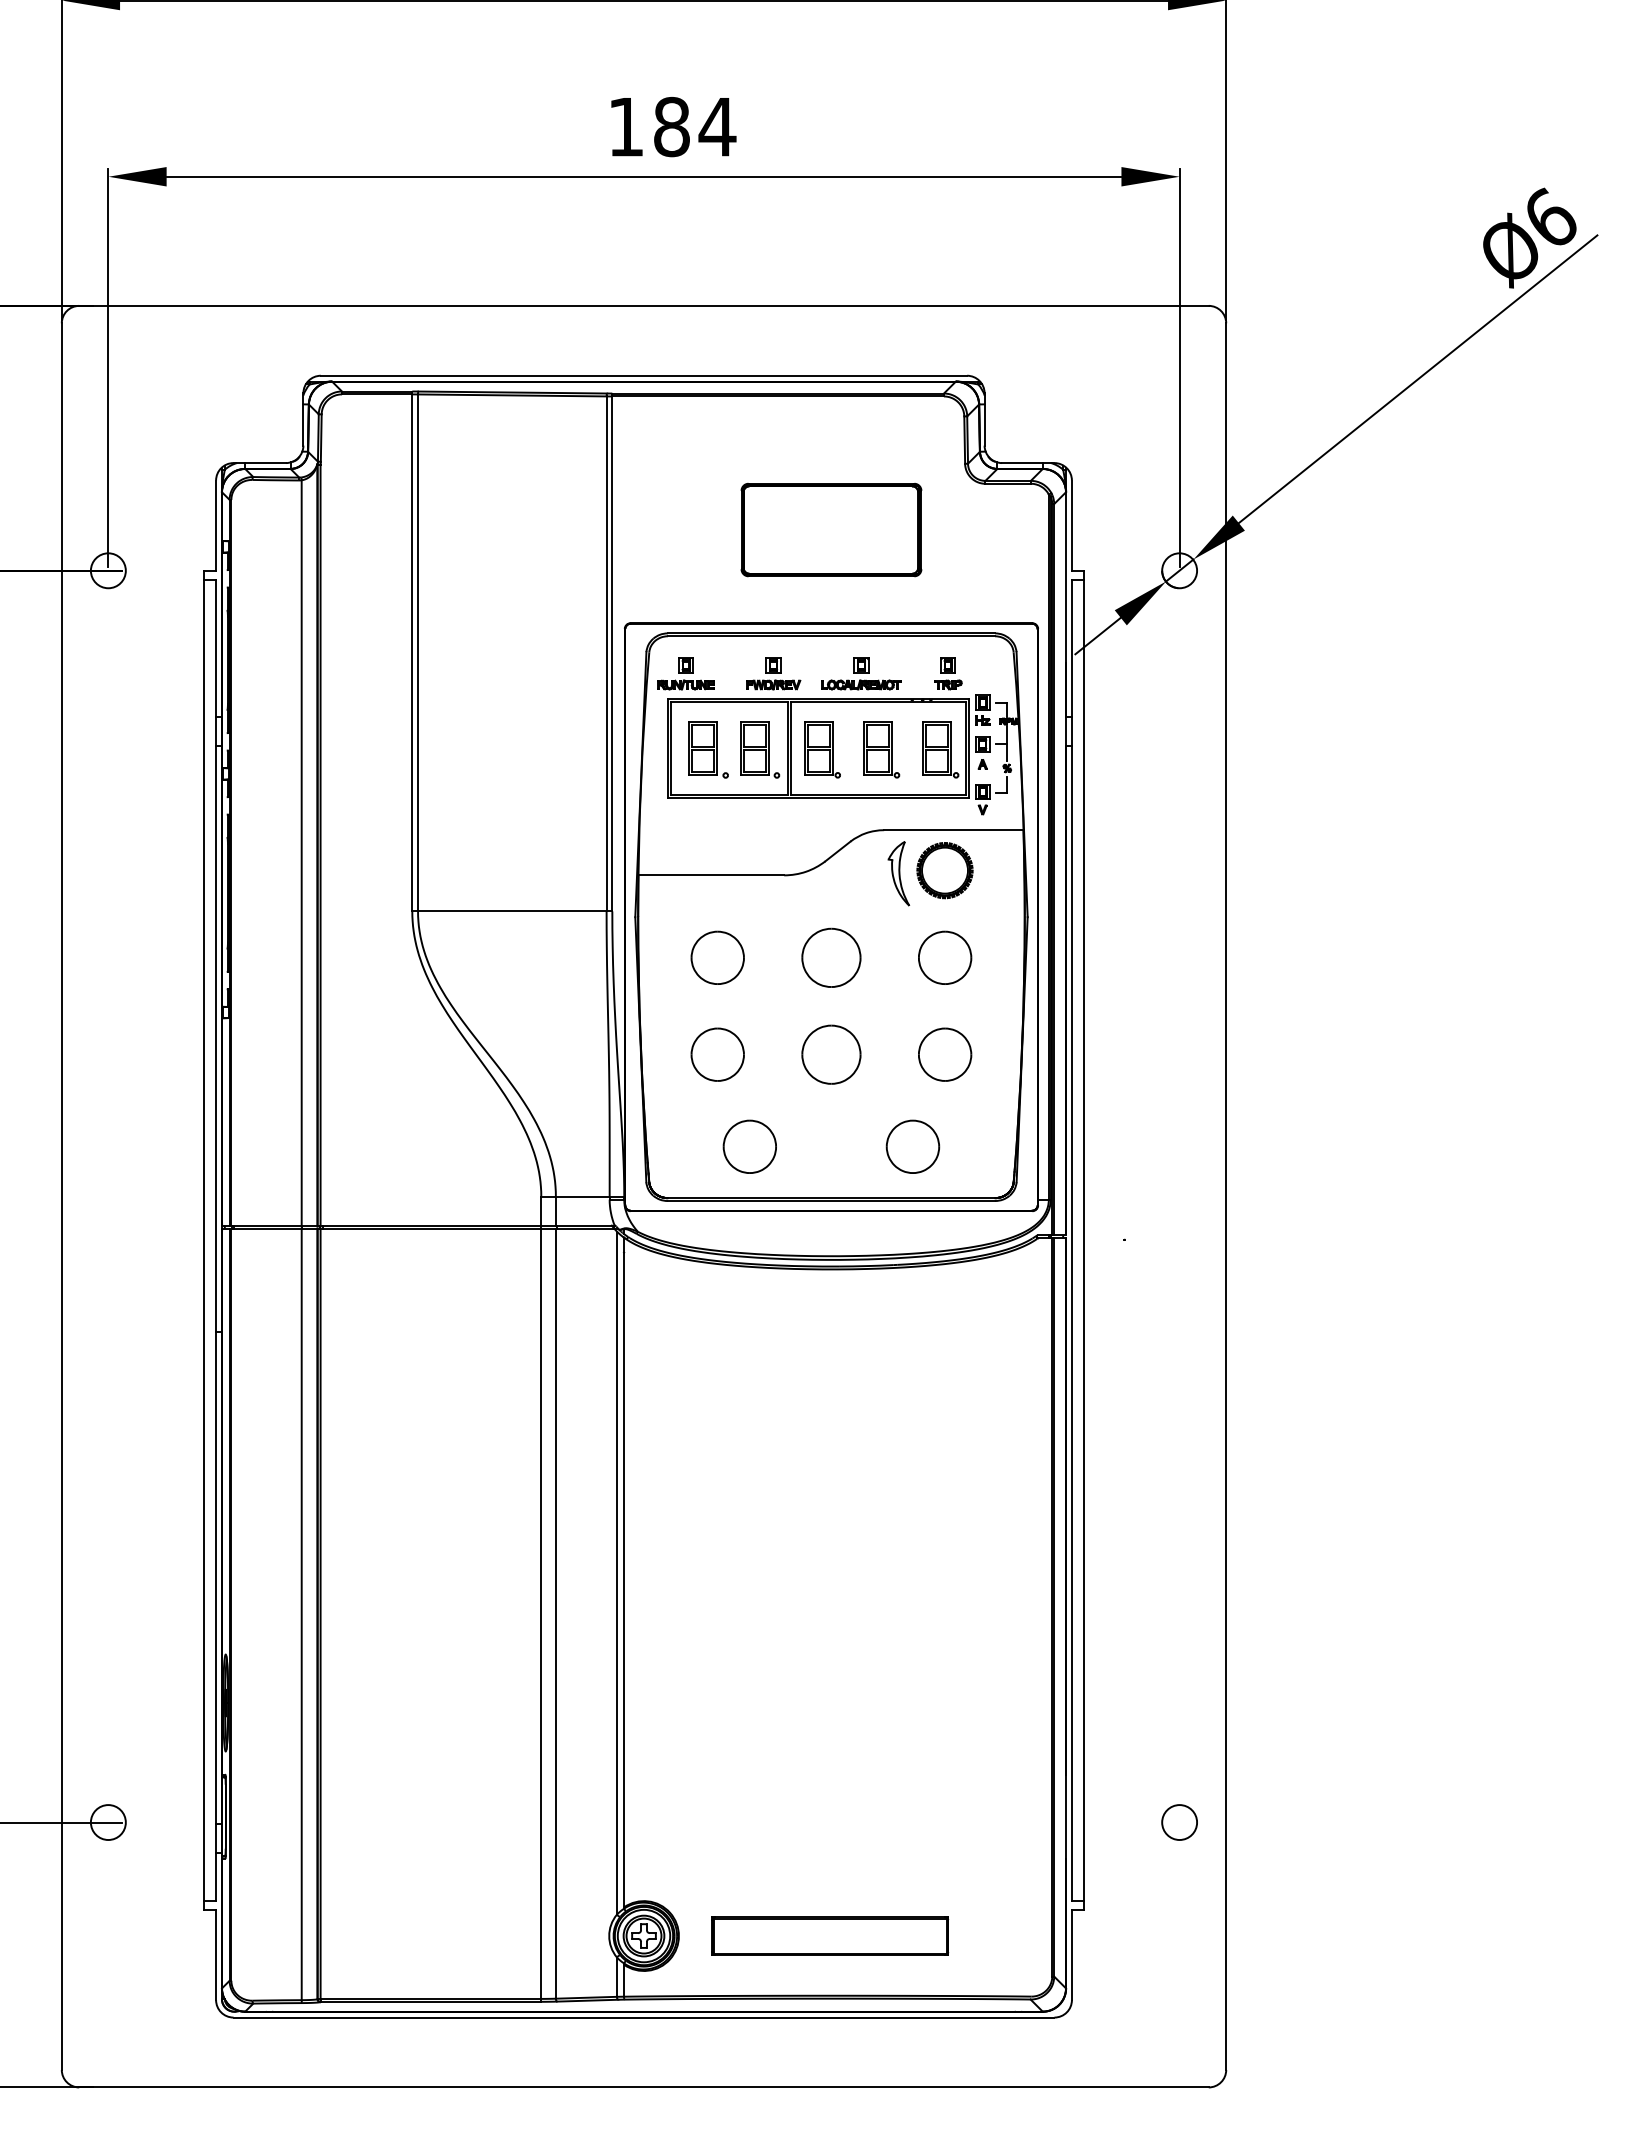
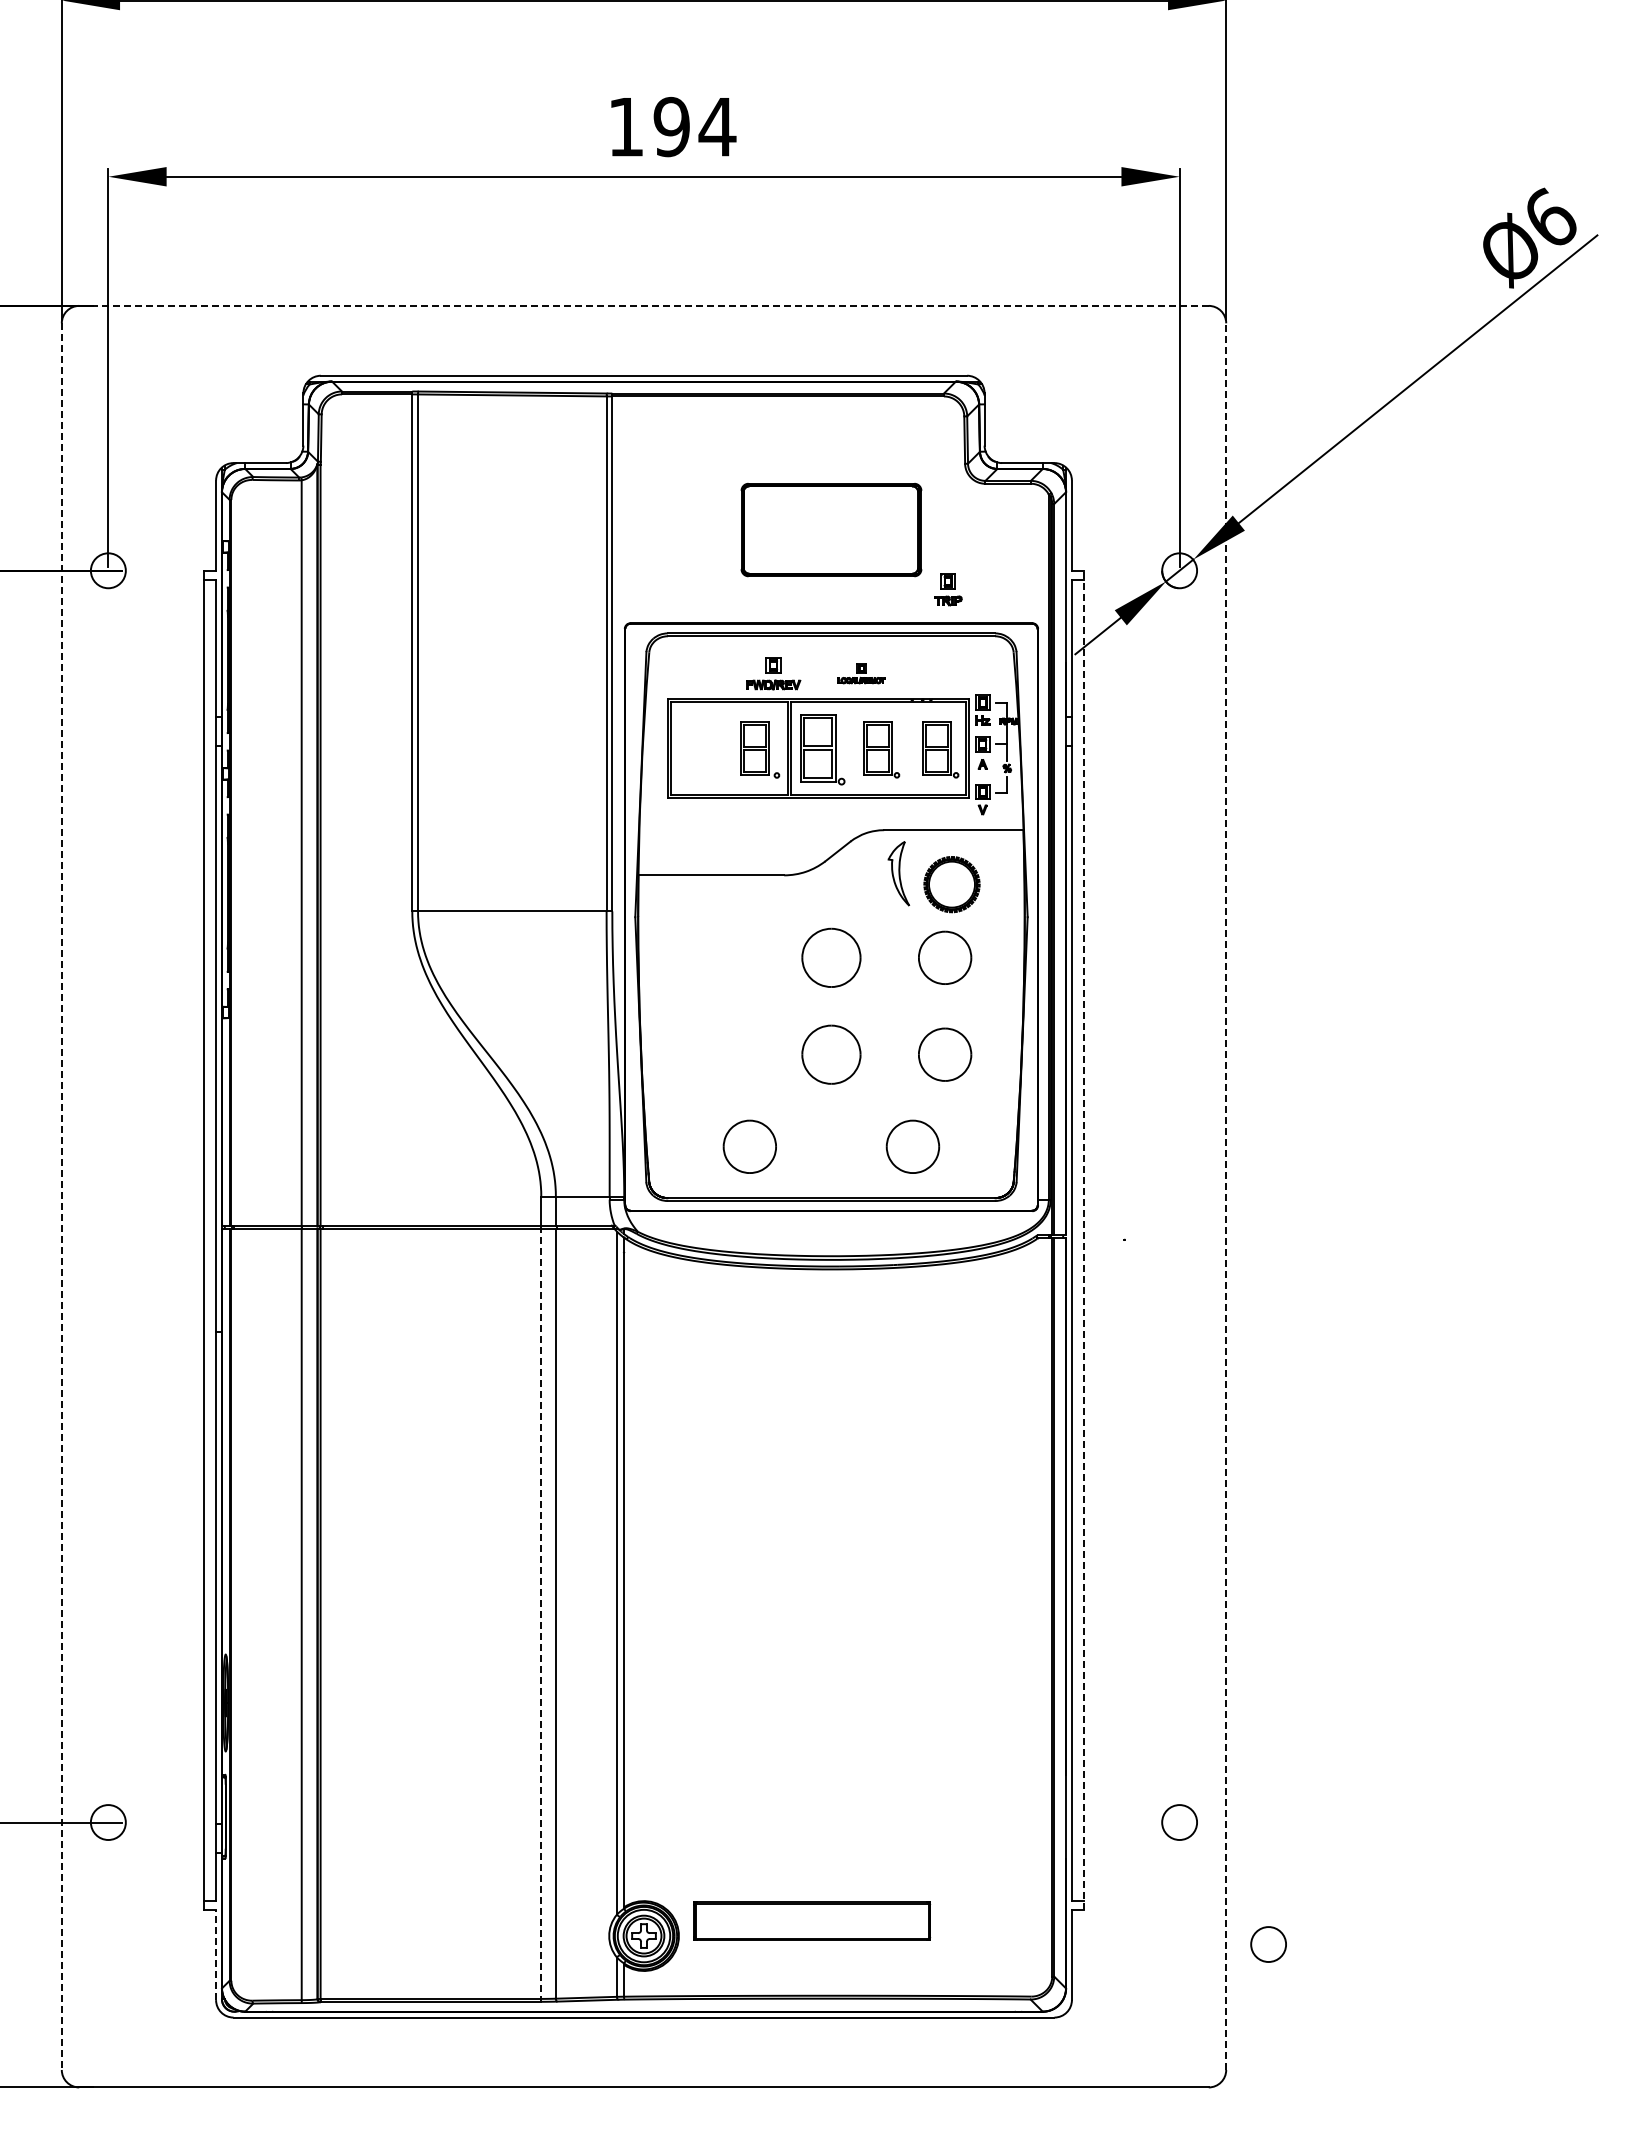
text: 184 -> 194 (671, 127)
line: solid -> dashed (644, 305)
part: present -> none (685, 673)
part size: 81x34 px -> 49x22 px (861, 673)
part position: (948, 673) -> (948, 589) (948, 589)
part: present -> none (708, 749)
part size: 37x58 px -> 46x72 px (822, 749)
part position: (944, 870) -> (951, 884) (951, 884)
part: present -> none (717, 957)
part: present -> none (717, 1054)
line: solid -> dashed (1226, 1196)
line: solid -> dashed (61, 1197)
line: solid -> dashed (1083, 1240)
line: solid -> dashed (541, 1614)
part position: (830, 1935) -> (812, 1920) (812, 1920)
circle: none -> present (1268, 1944)
line: solid -> dashed (216, 1954)
